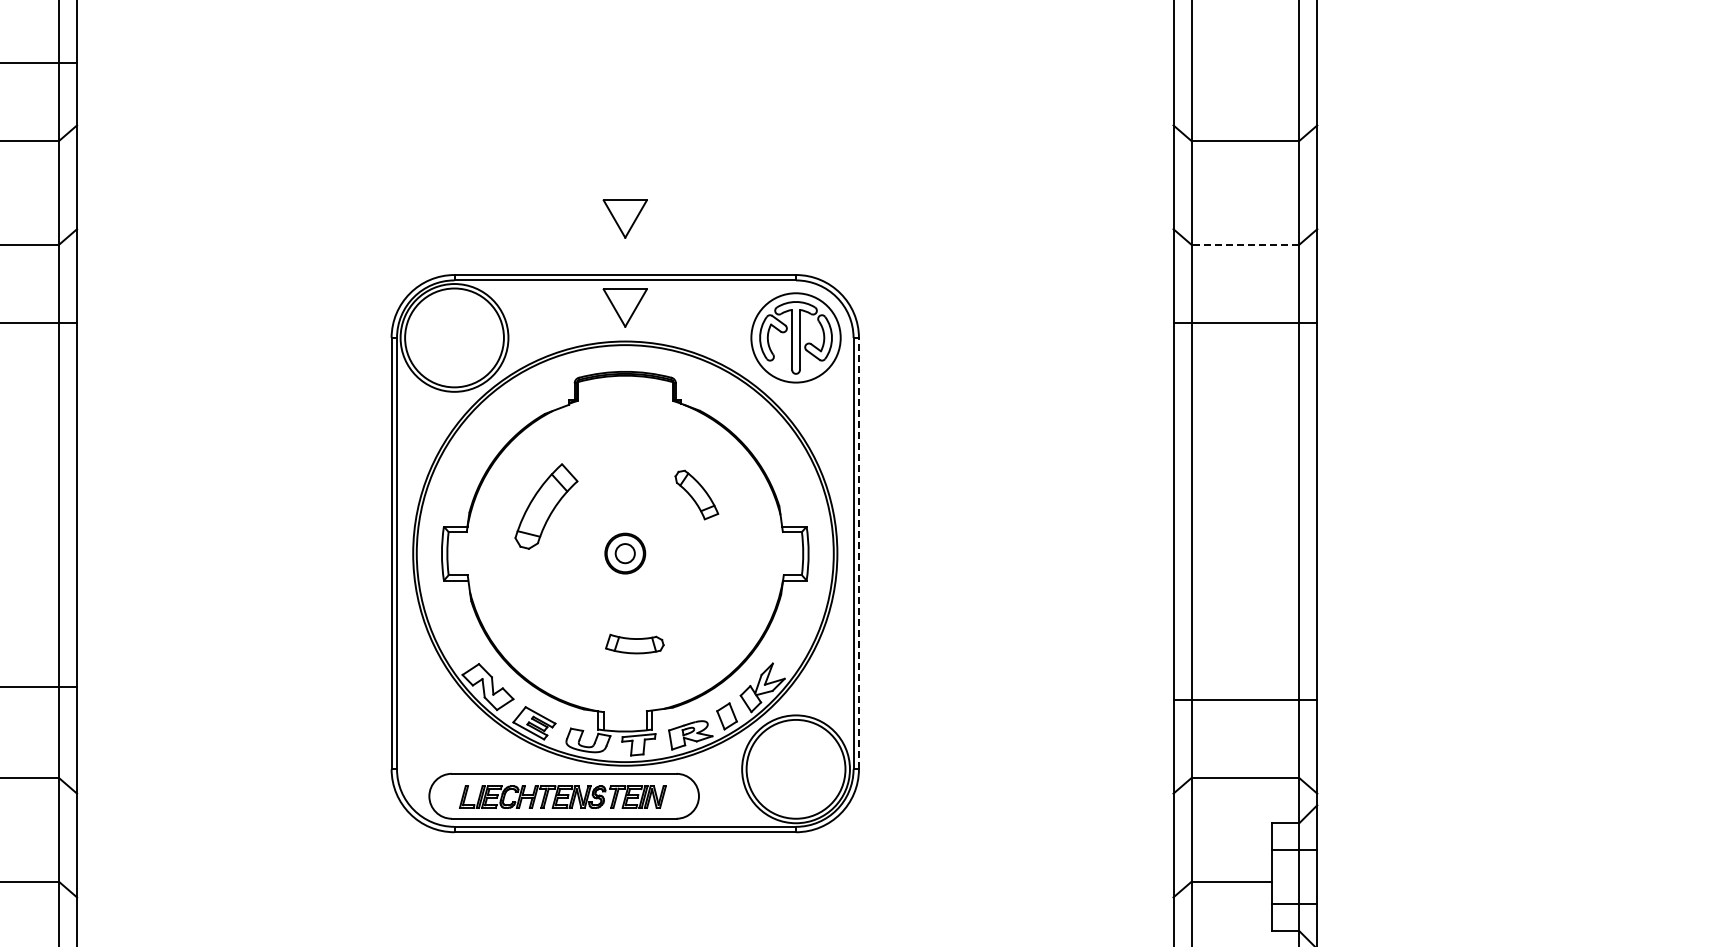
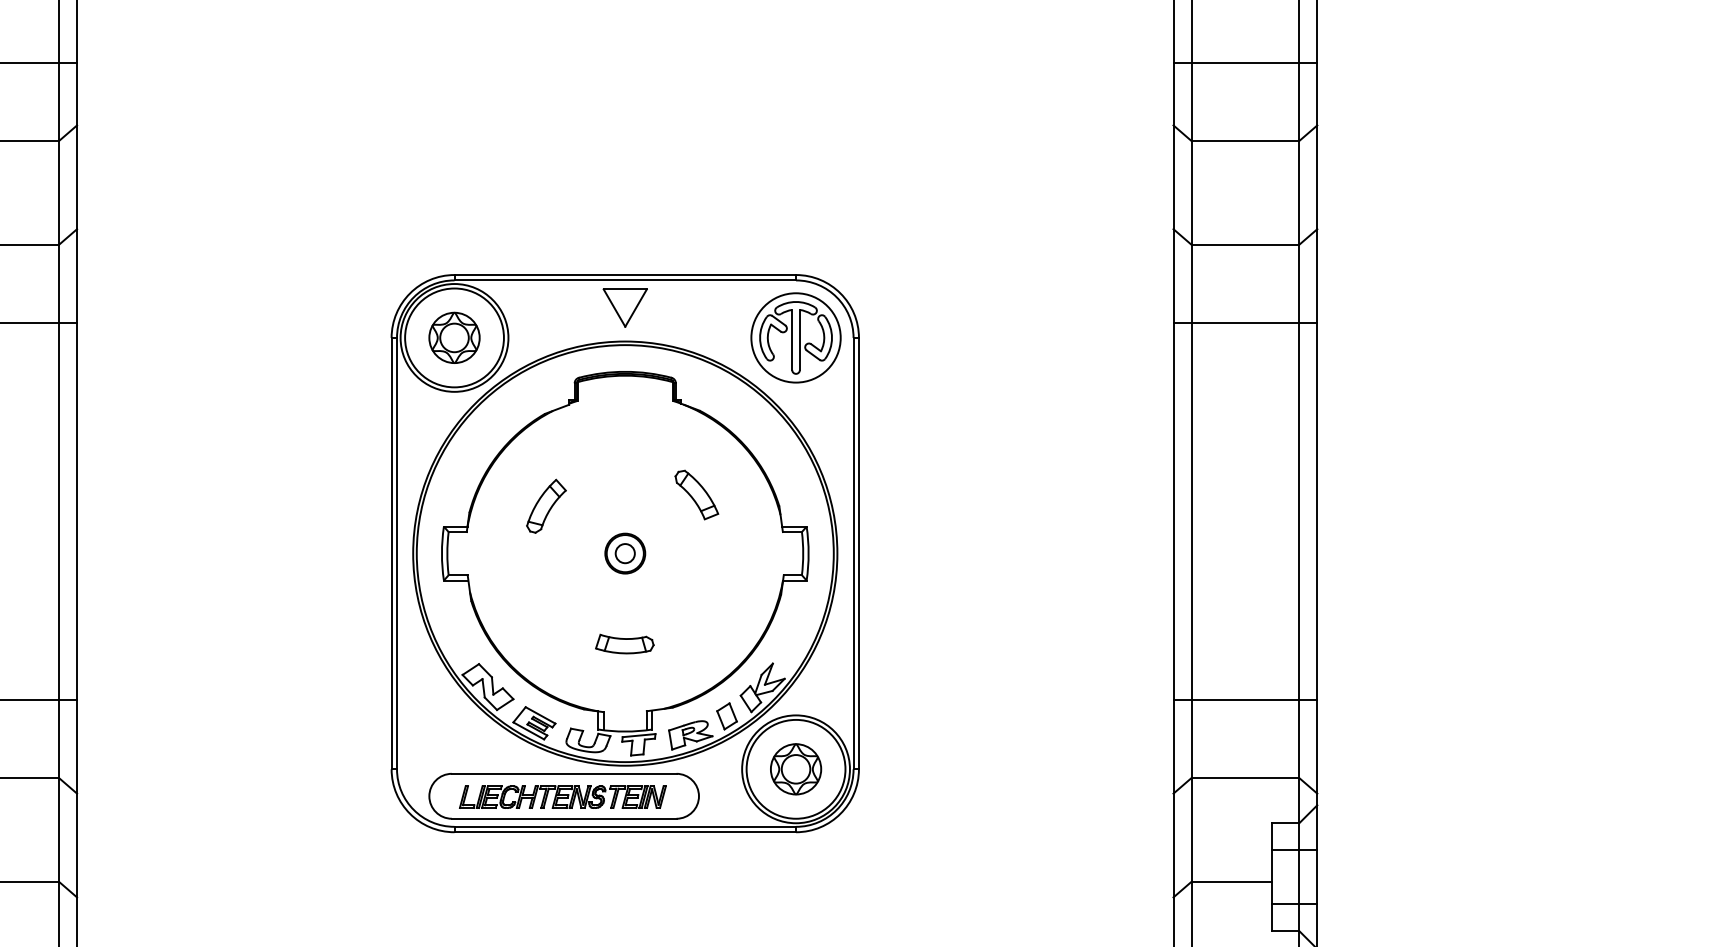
line: none -> present (1245, 63)
part: present -> none (624, 218)
line: dashed -> solid (1245, 244)
part: none -> present (454, 337)
part size: 65x87 px -> 41x56 px (546, 505)
line: dashed -> solid (858, 553)
part position: (634, 643) -> (624, 643) (624, 643)
line position: (39, 687) -> (39, 700) (39, 700)
part: none -> present (796, 769)
